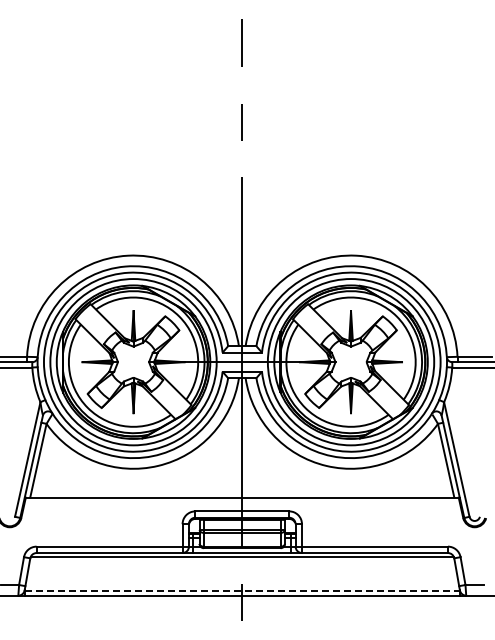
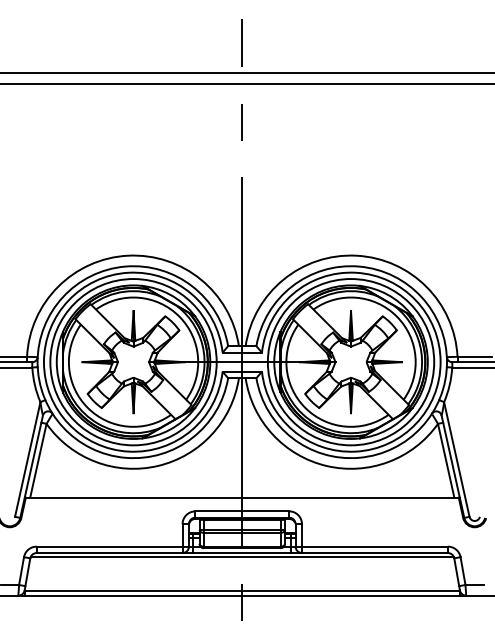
line: none -> present (246, 73)
line: none -> present (246, 83)
line: dashed -> solid (242, 591)
